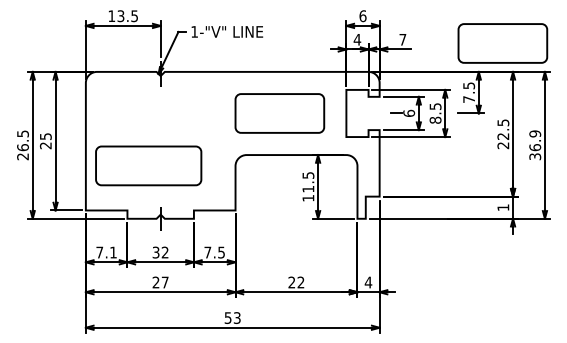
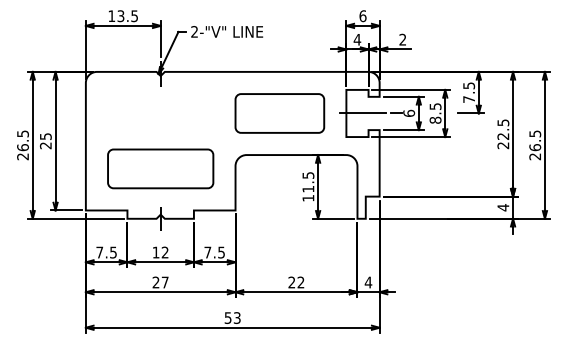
text: 1-"V" -> 2-"V" (194, 31)
text: 7 -> 2 (402, 39)
part: present -> none (502, 43)
line: none -> present (362, 113)
text: 36.9 -> 26.5 (535, 145)
part position: (148, 165) -> (160, 168) (160, 168)
text: 1 -> 4 (503, 207)
text: 7.1 -> 7.5 (113, 252)
text: 32 -> 12 (155, 252)
